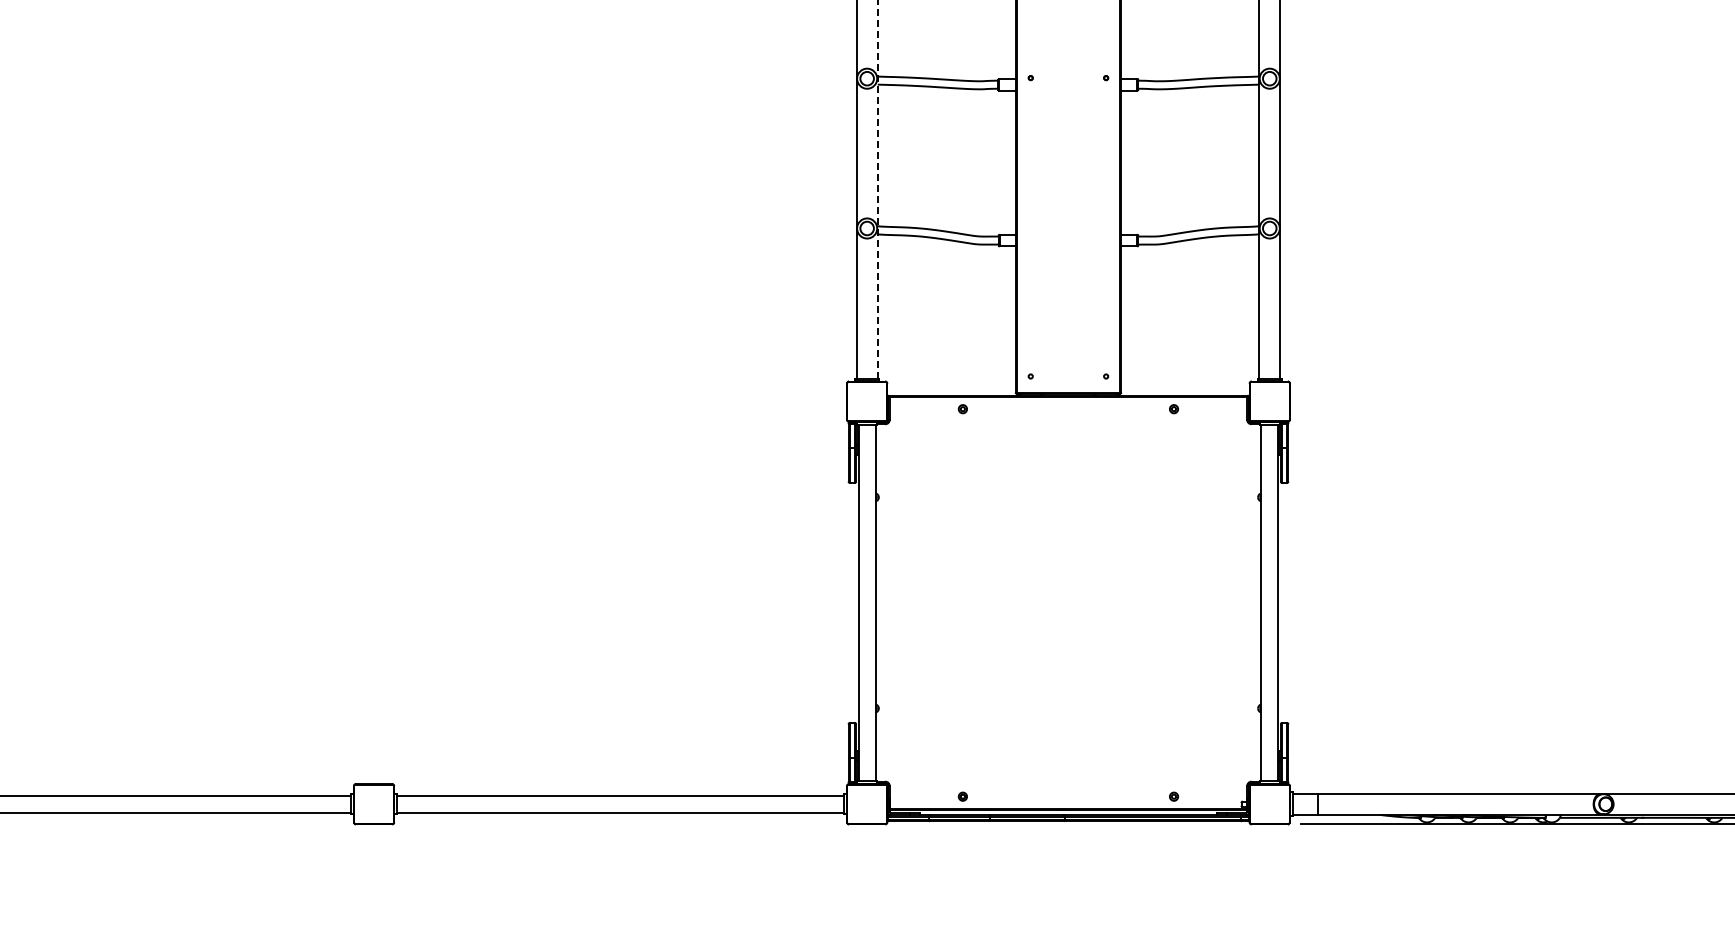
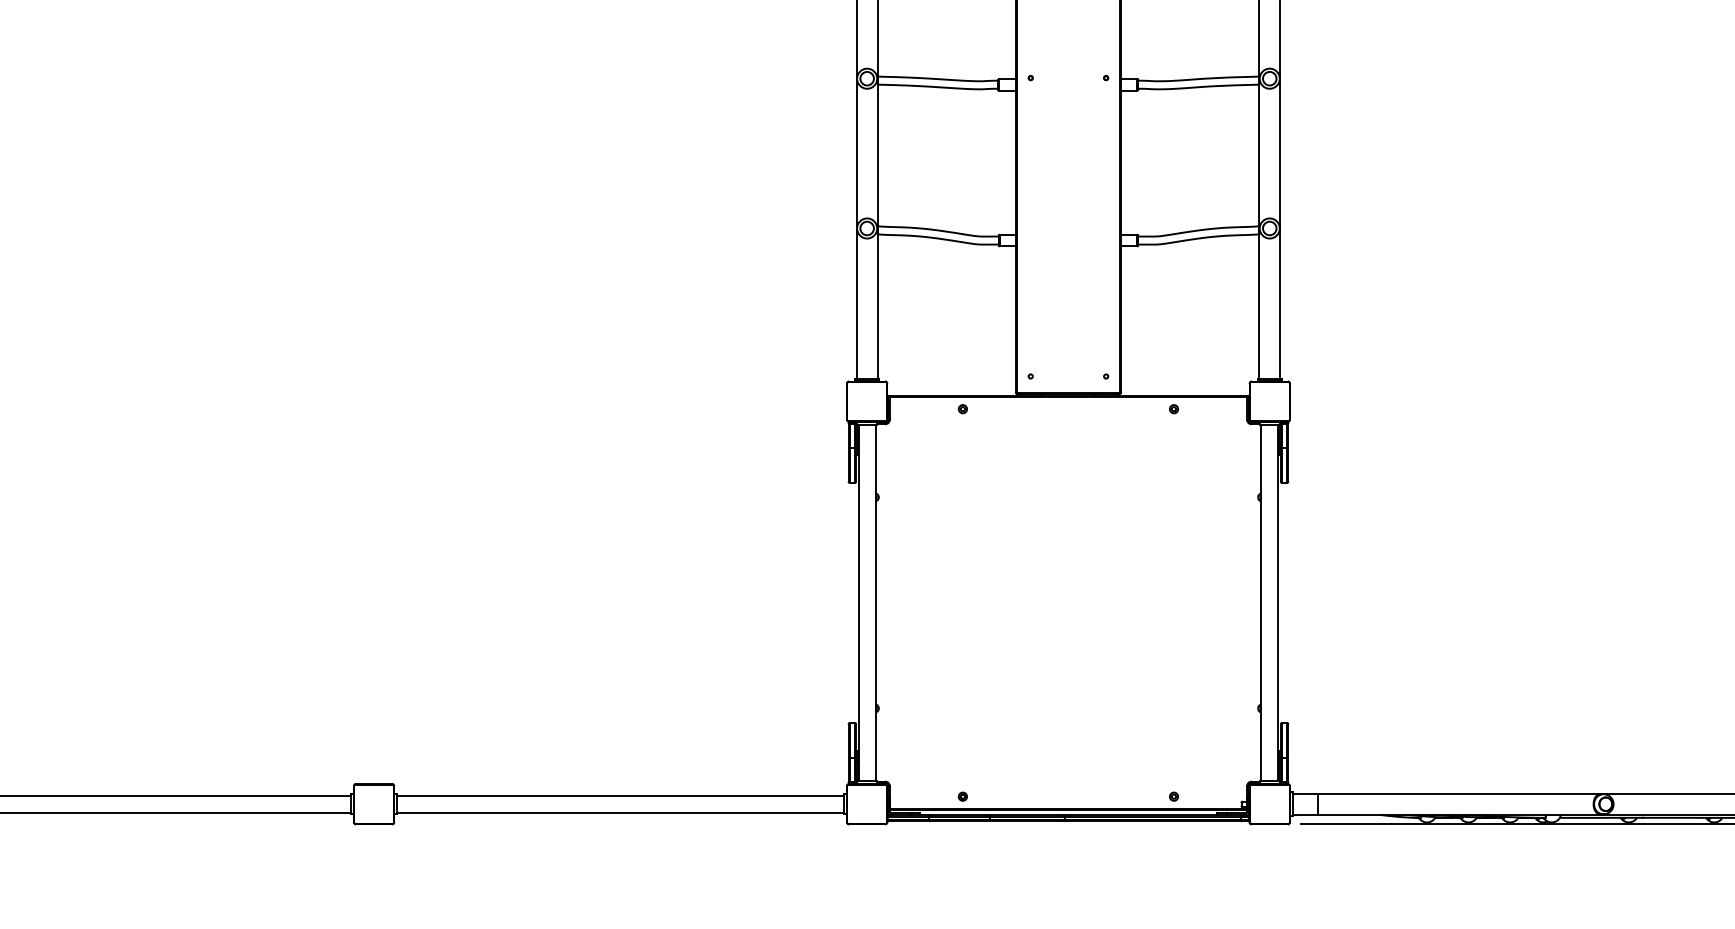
line: dashed -> solid (877, 189)
